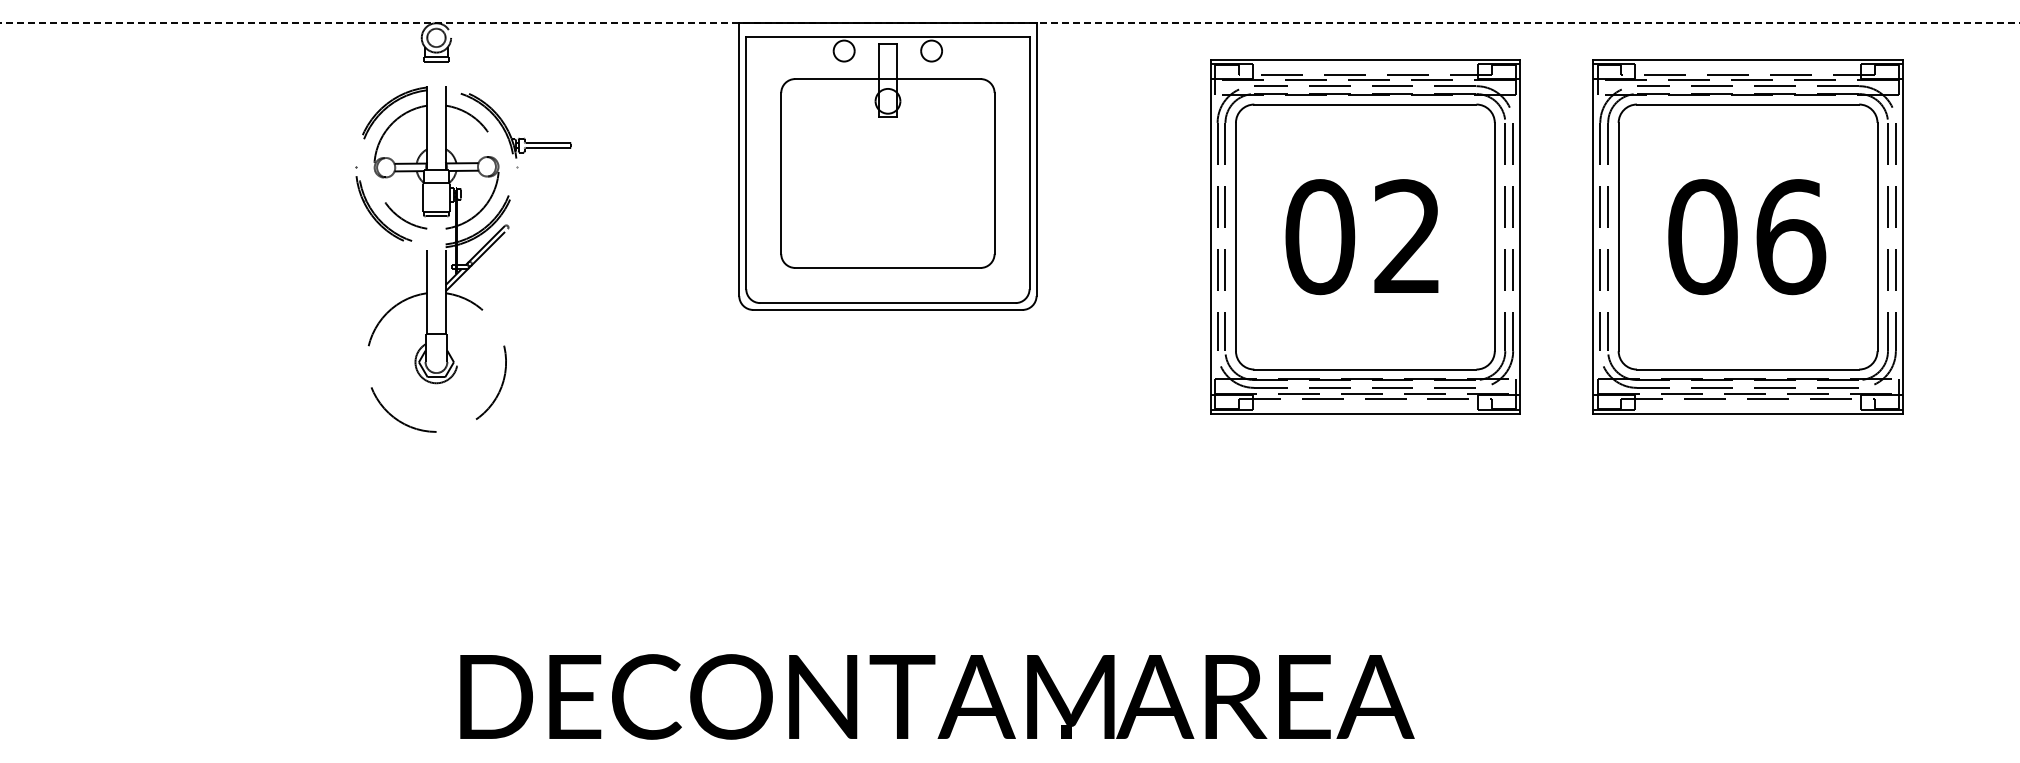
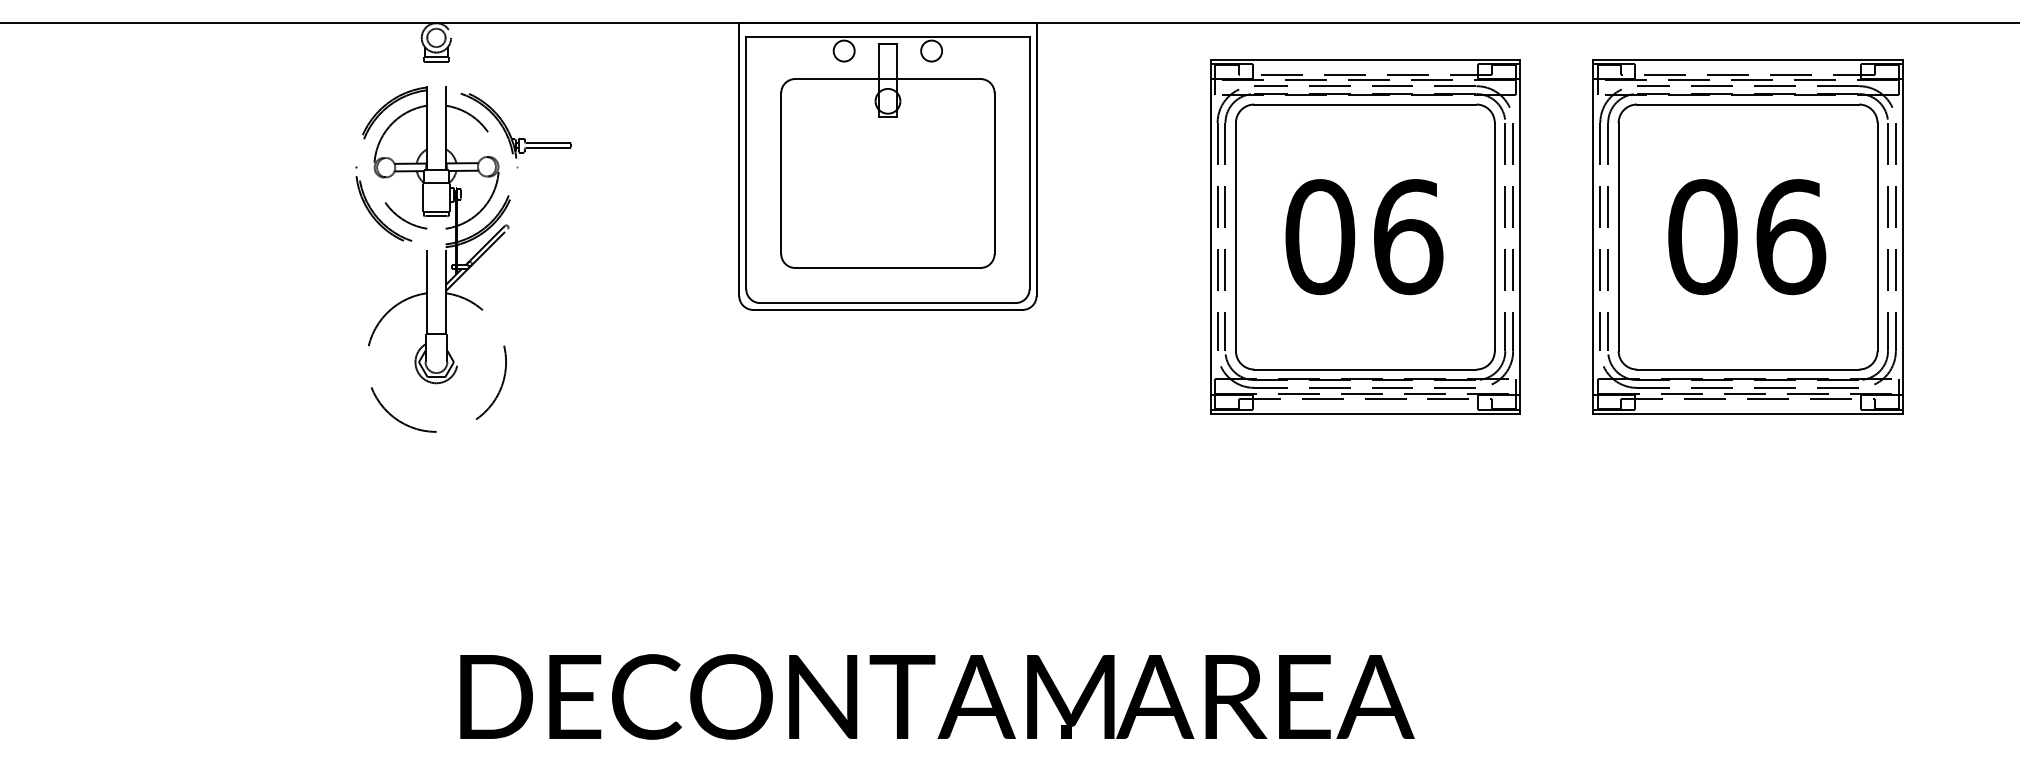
line: dashed -> solid (1009, 23)
text: 02 -> 06 (1408, 237)
